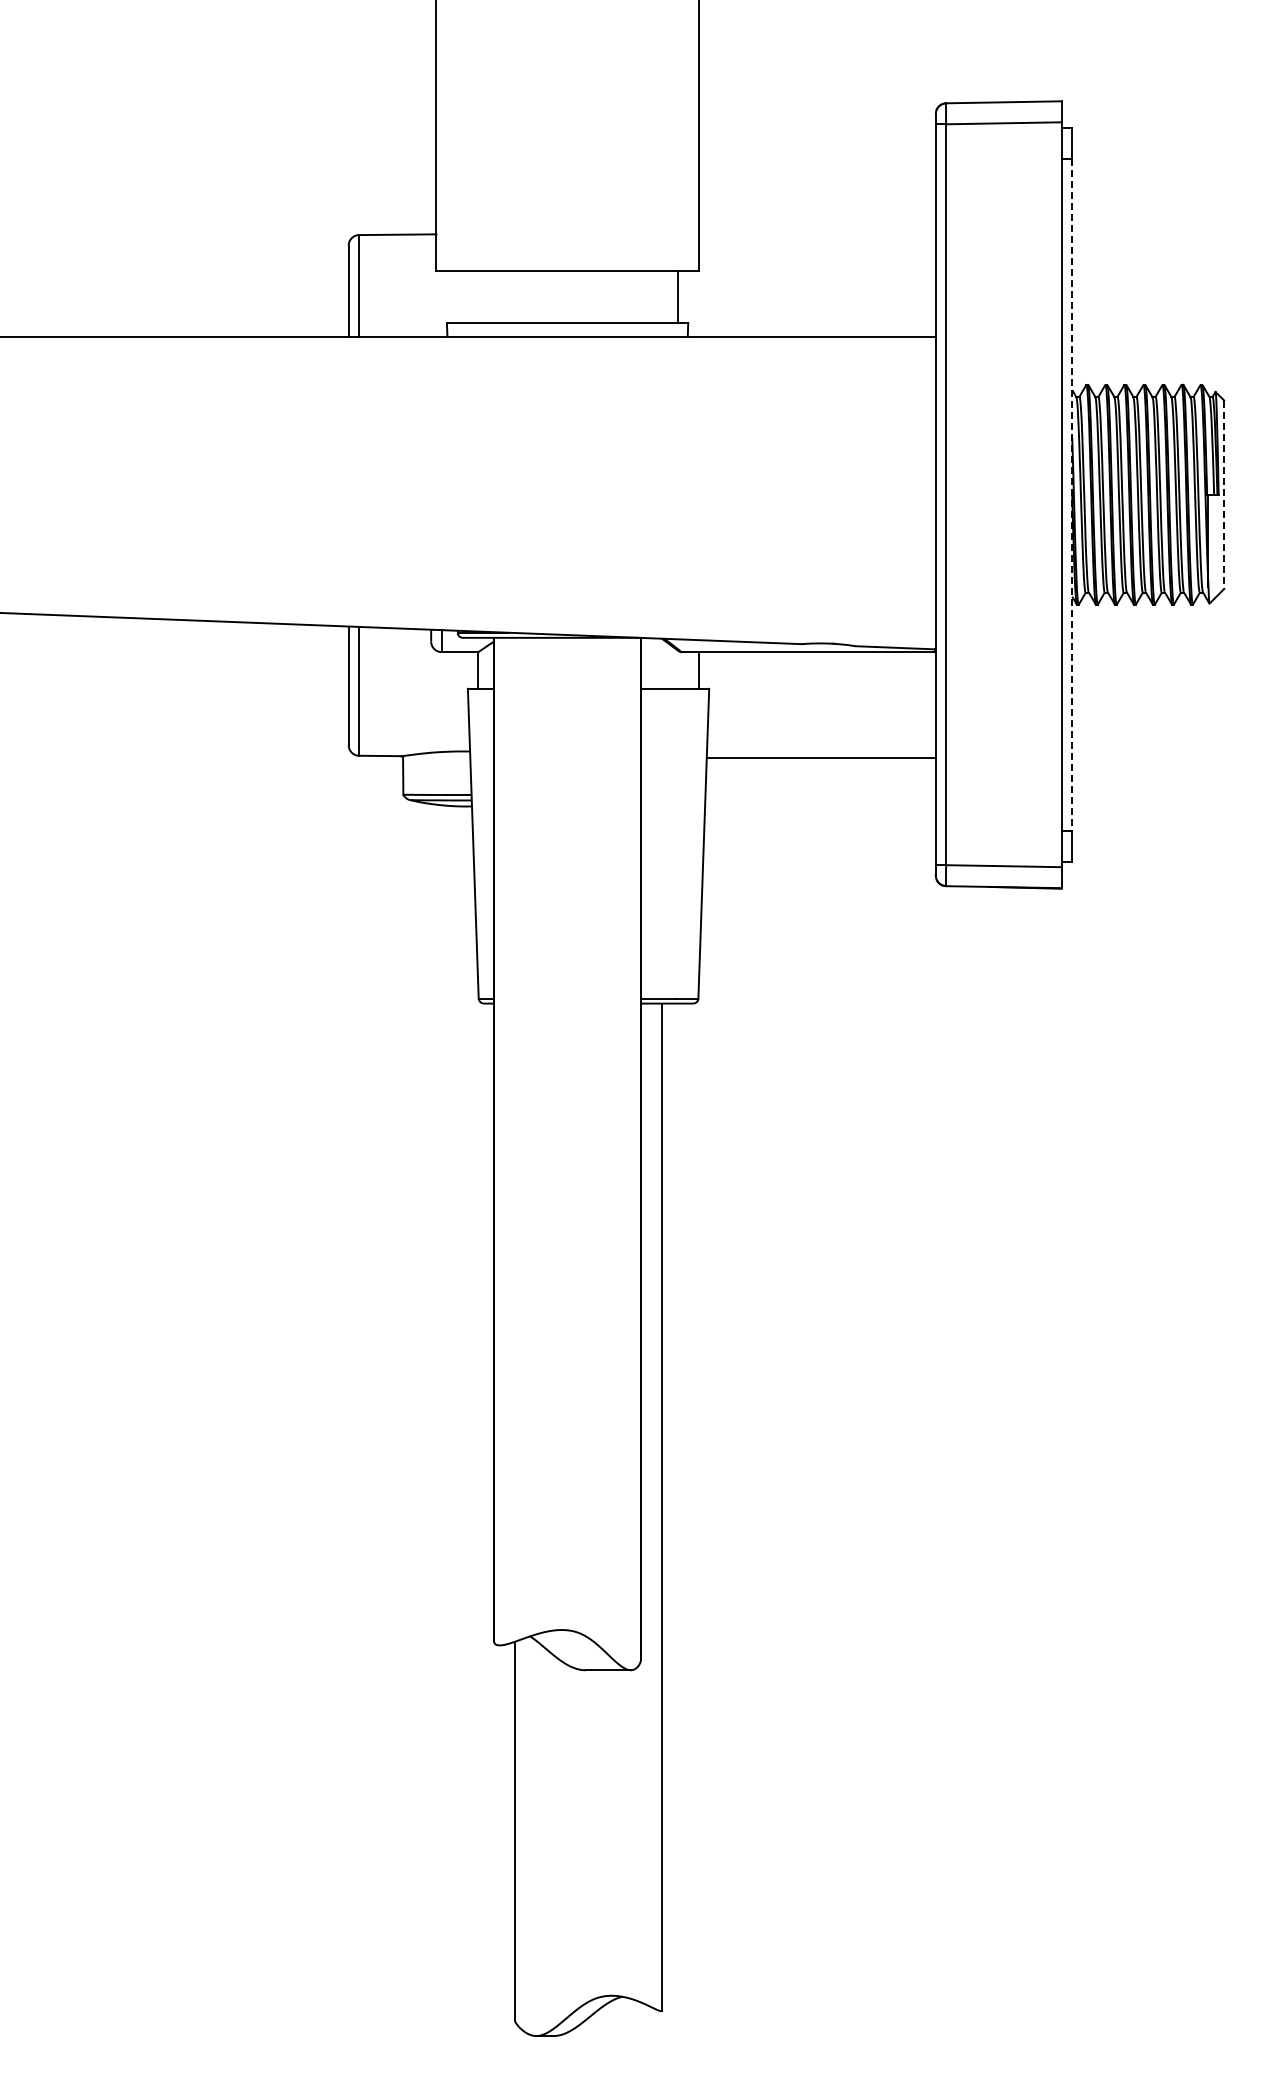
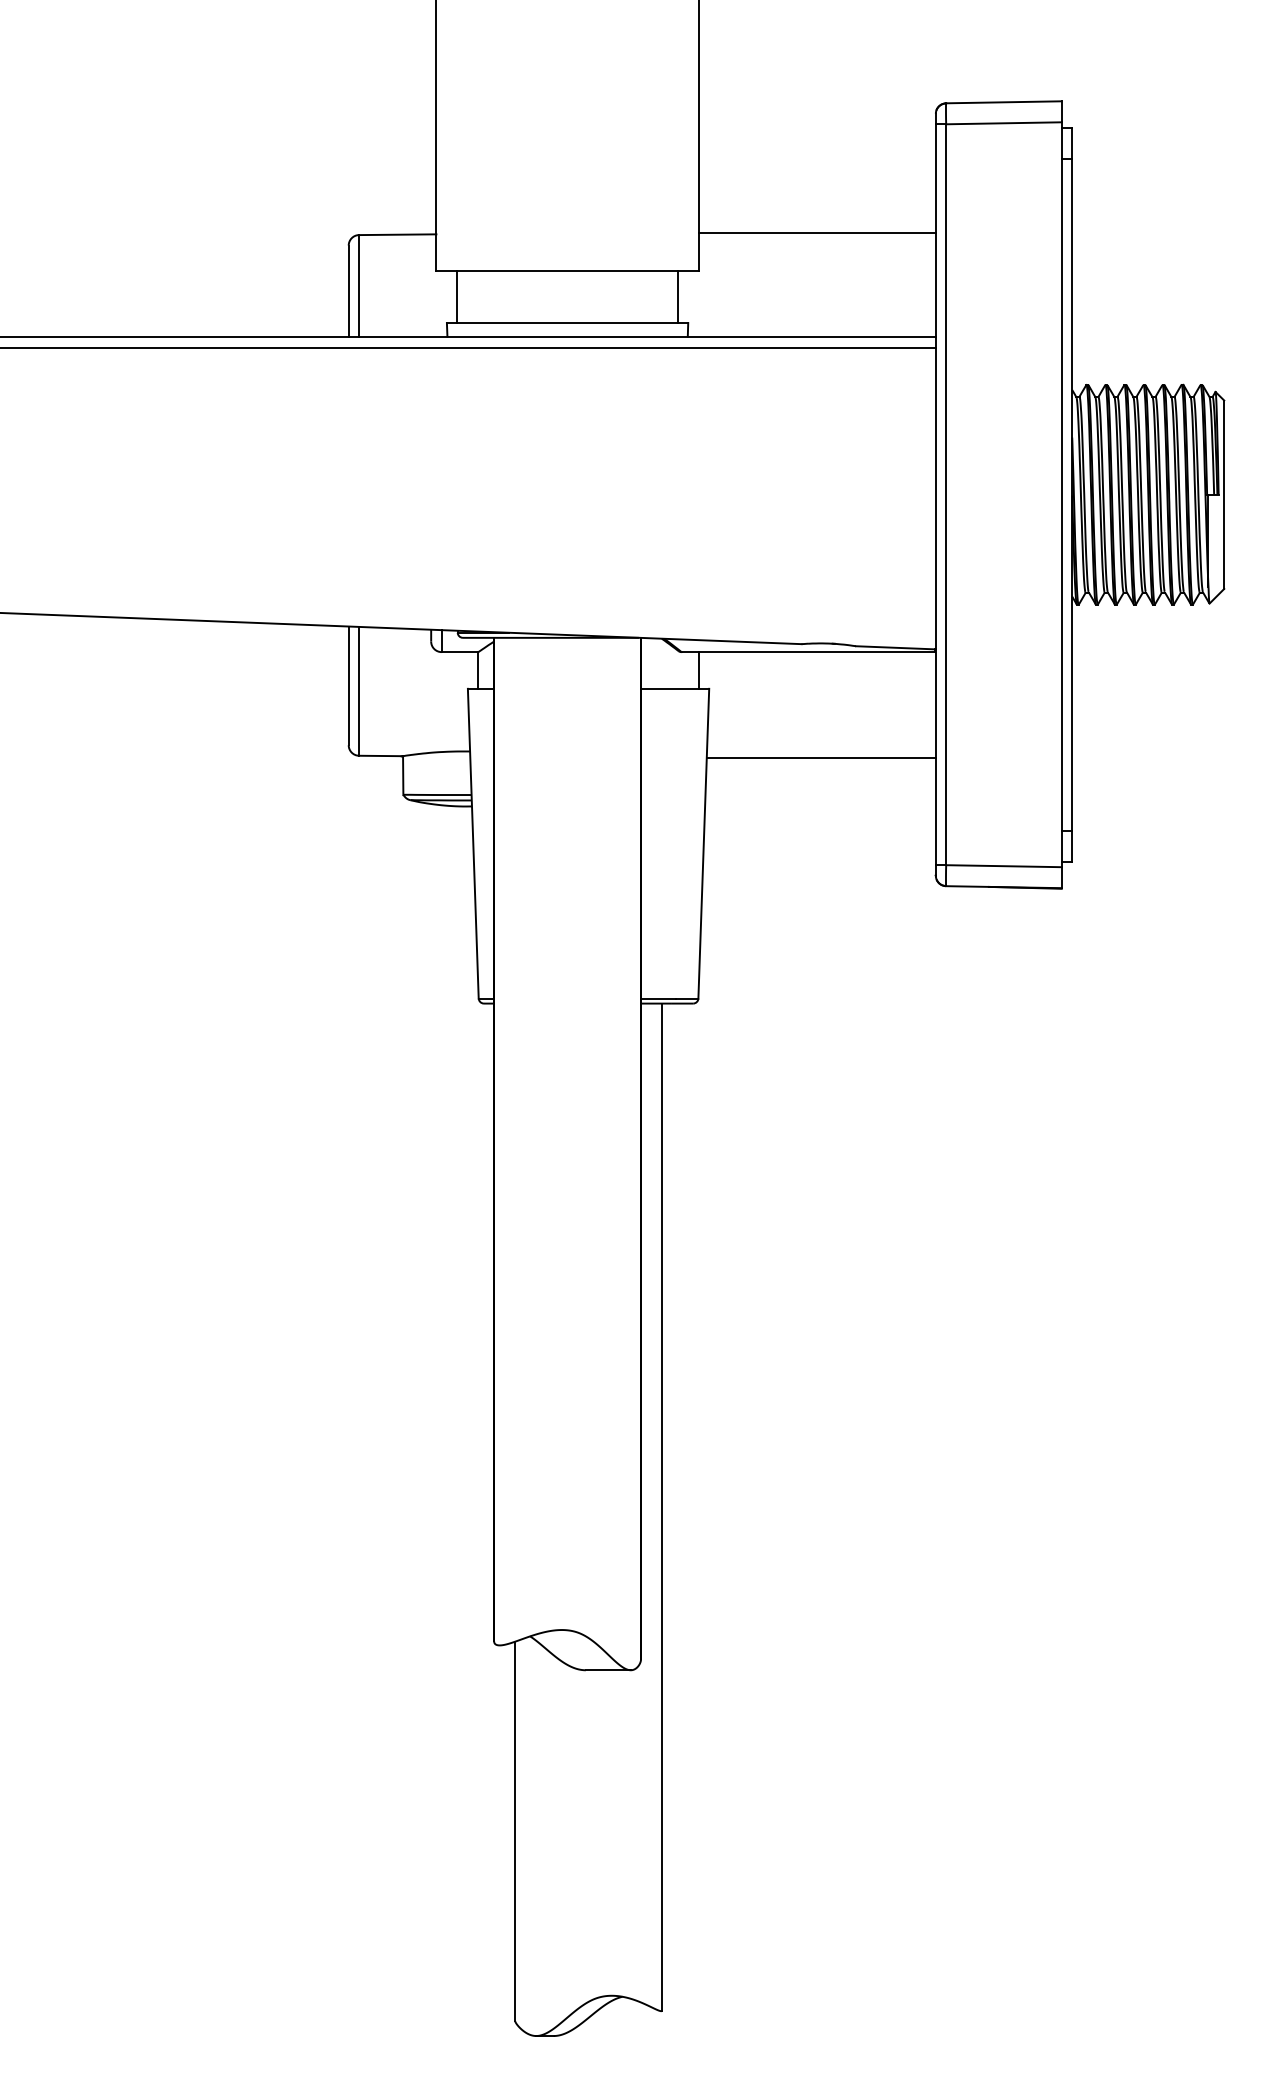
line: none -> present (816, 233)
line: none -> present (457, 296)
line: none -> present (468, 348)
line: dashed -> solid (1072, 494)
line: dashed -> solid (1224, 495)
